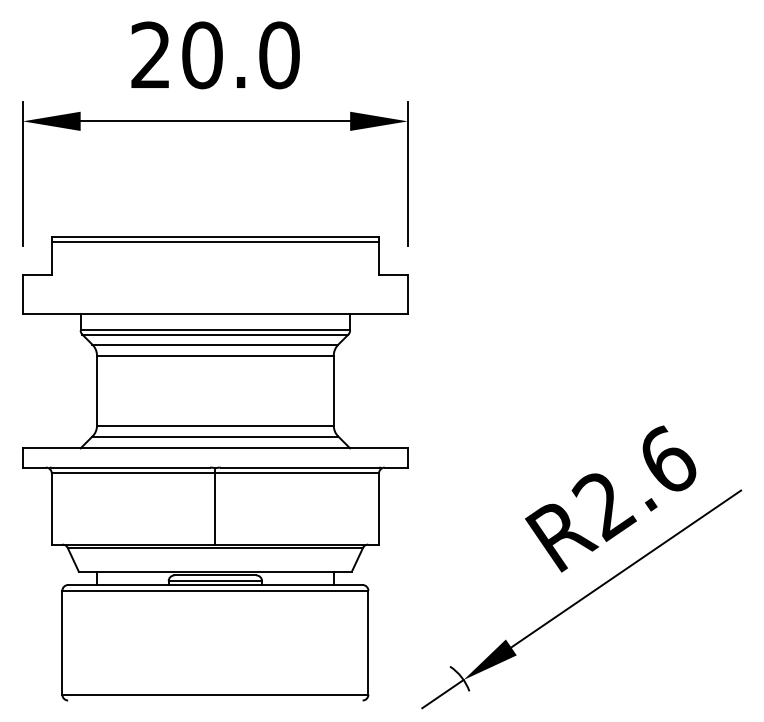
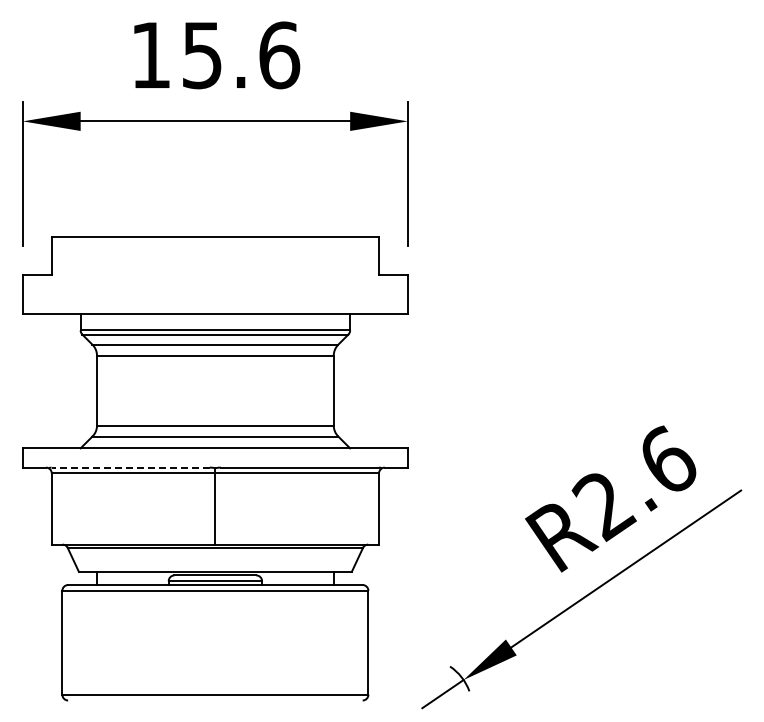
text: 20.0 -> 15.6 (215, 55)
line: present -> none (215, 242)
line: solid -> dashed (130, 467)
